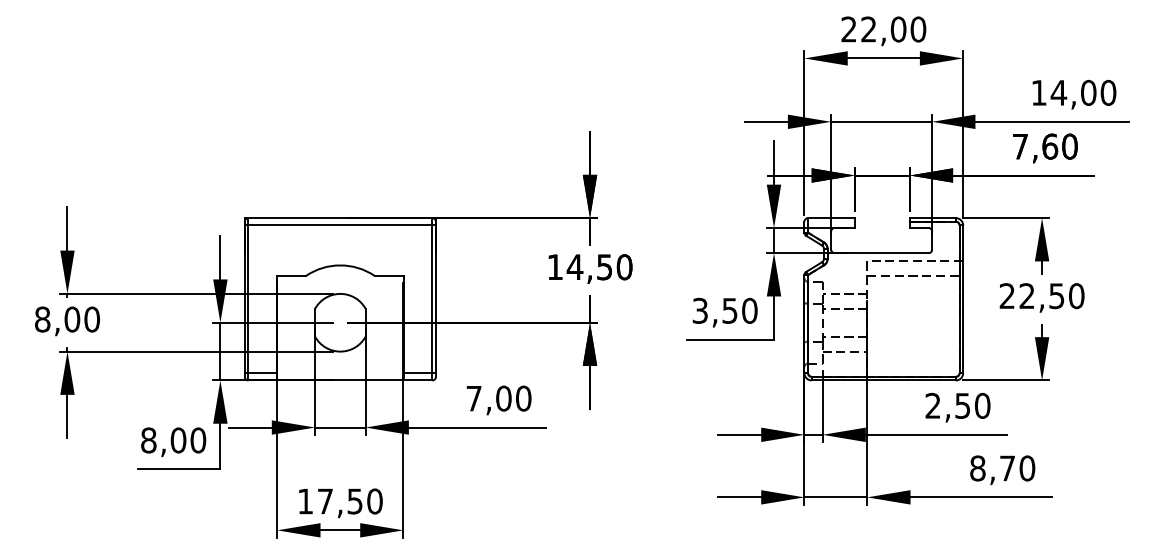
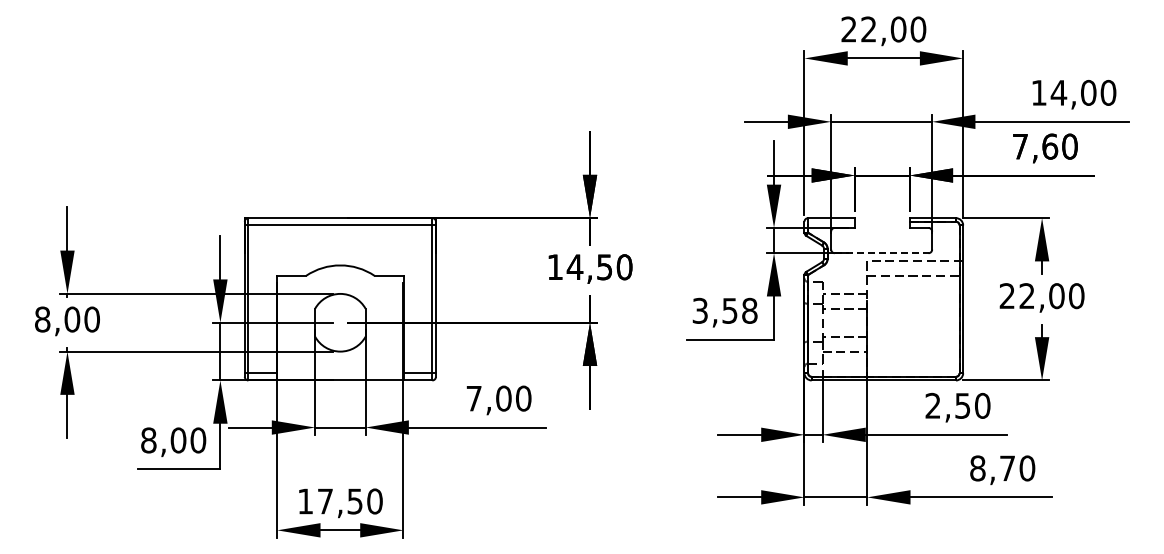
line: solid -> dashed (881, 253)
text: 22,50 -> 22,00 (1056, 296)
text: 3,50 -> 3,58 (749, 310)
